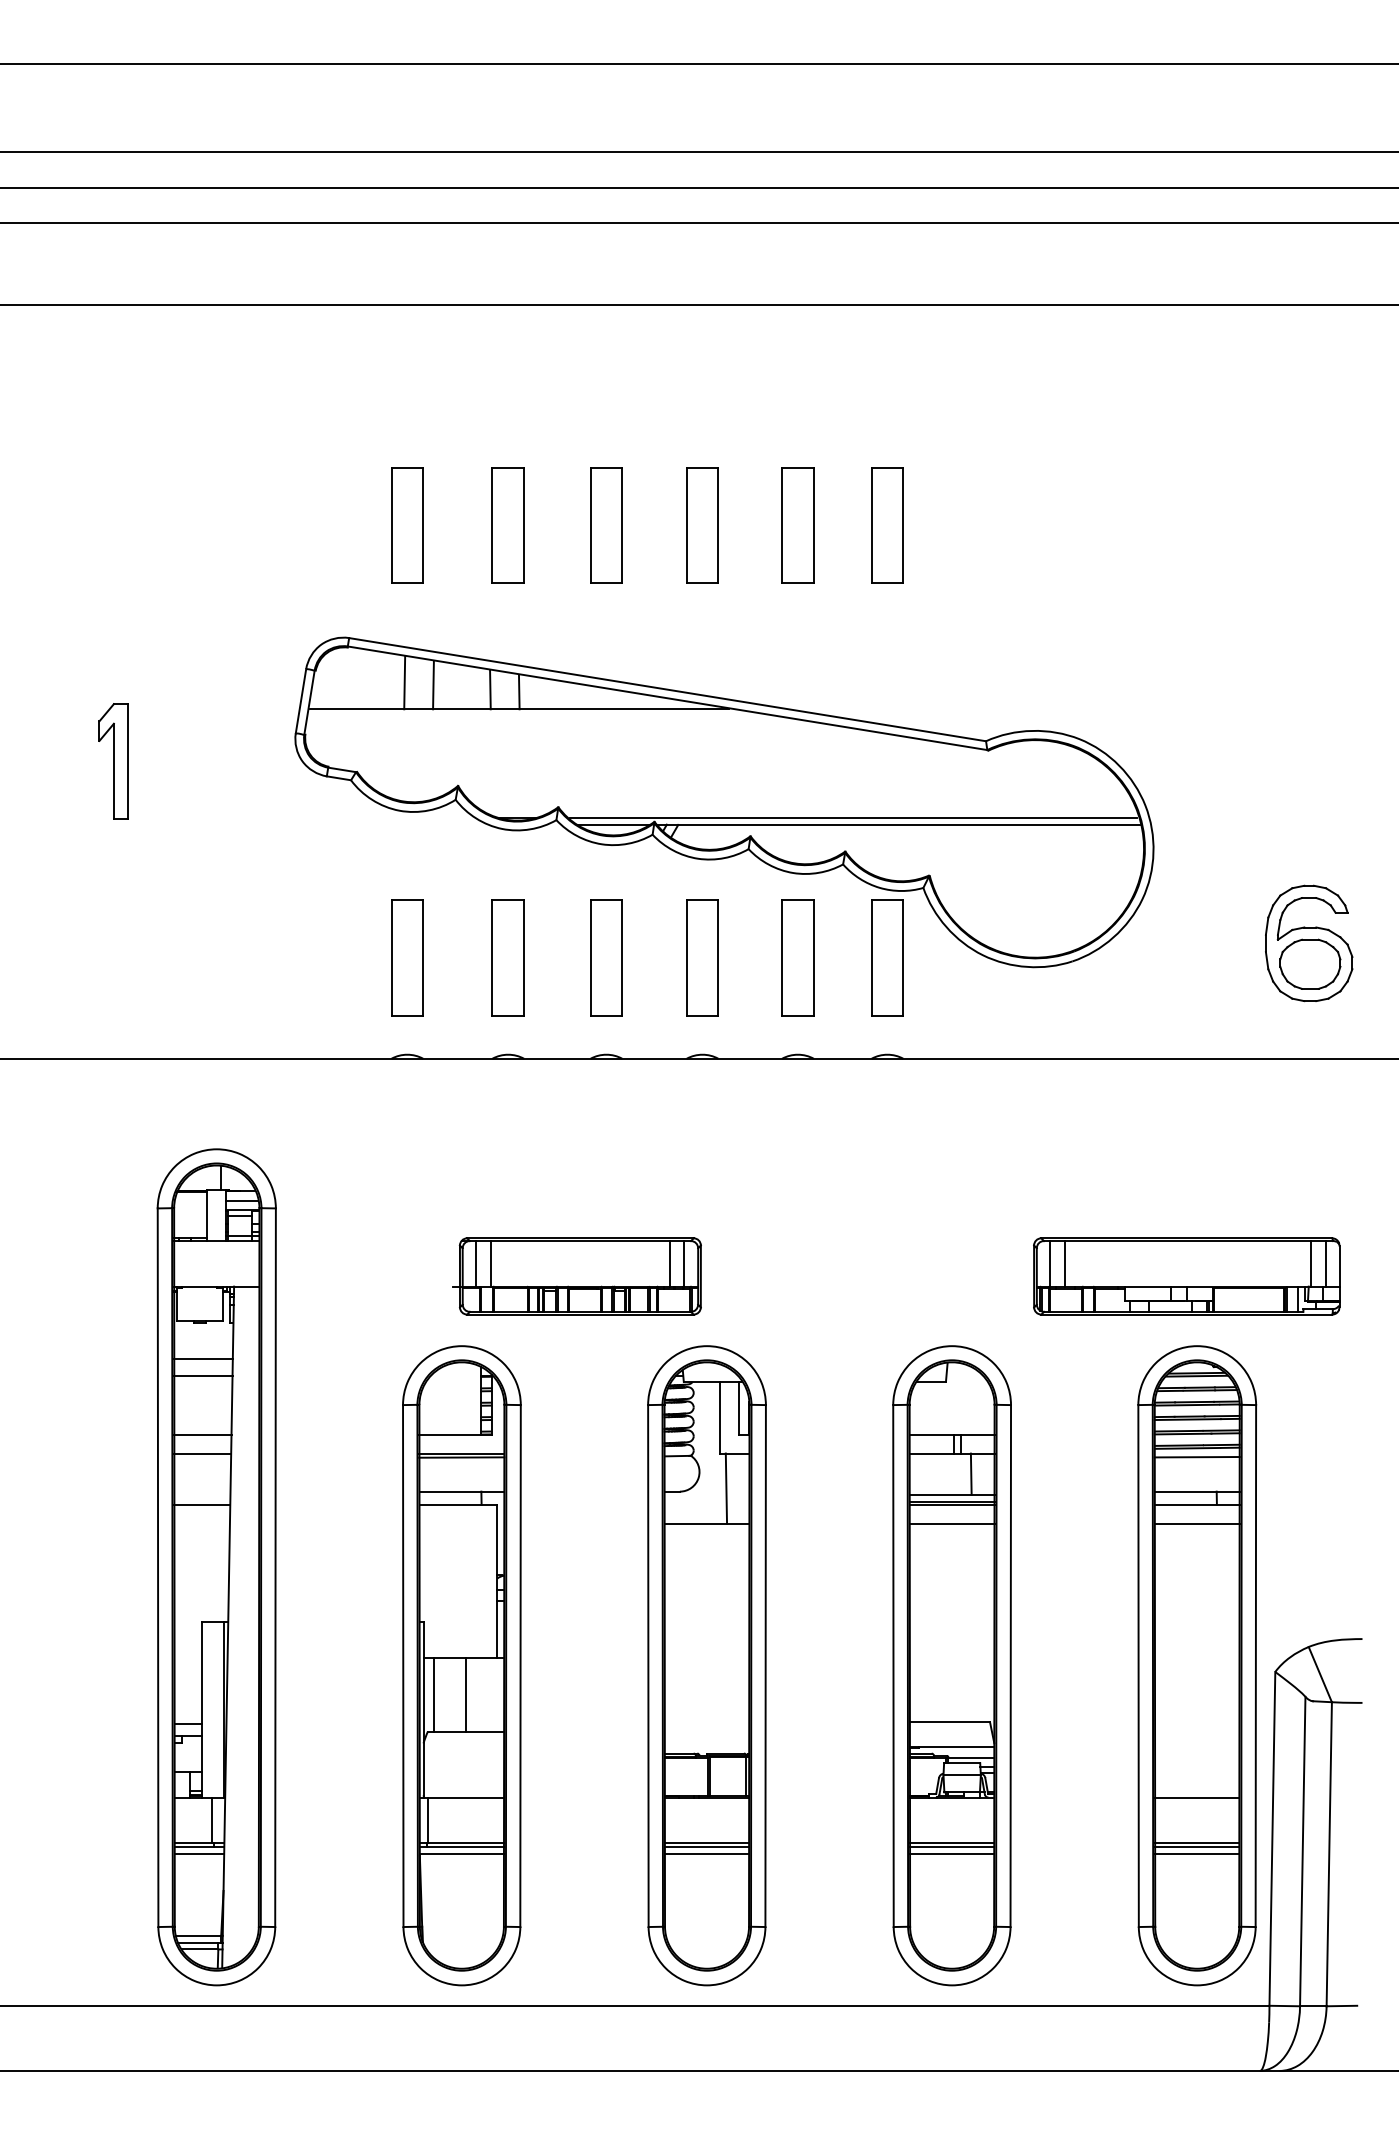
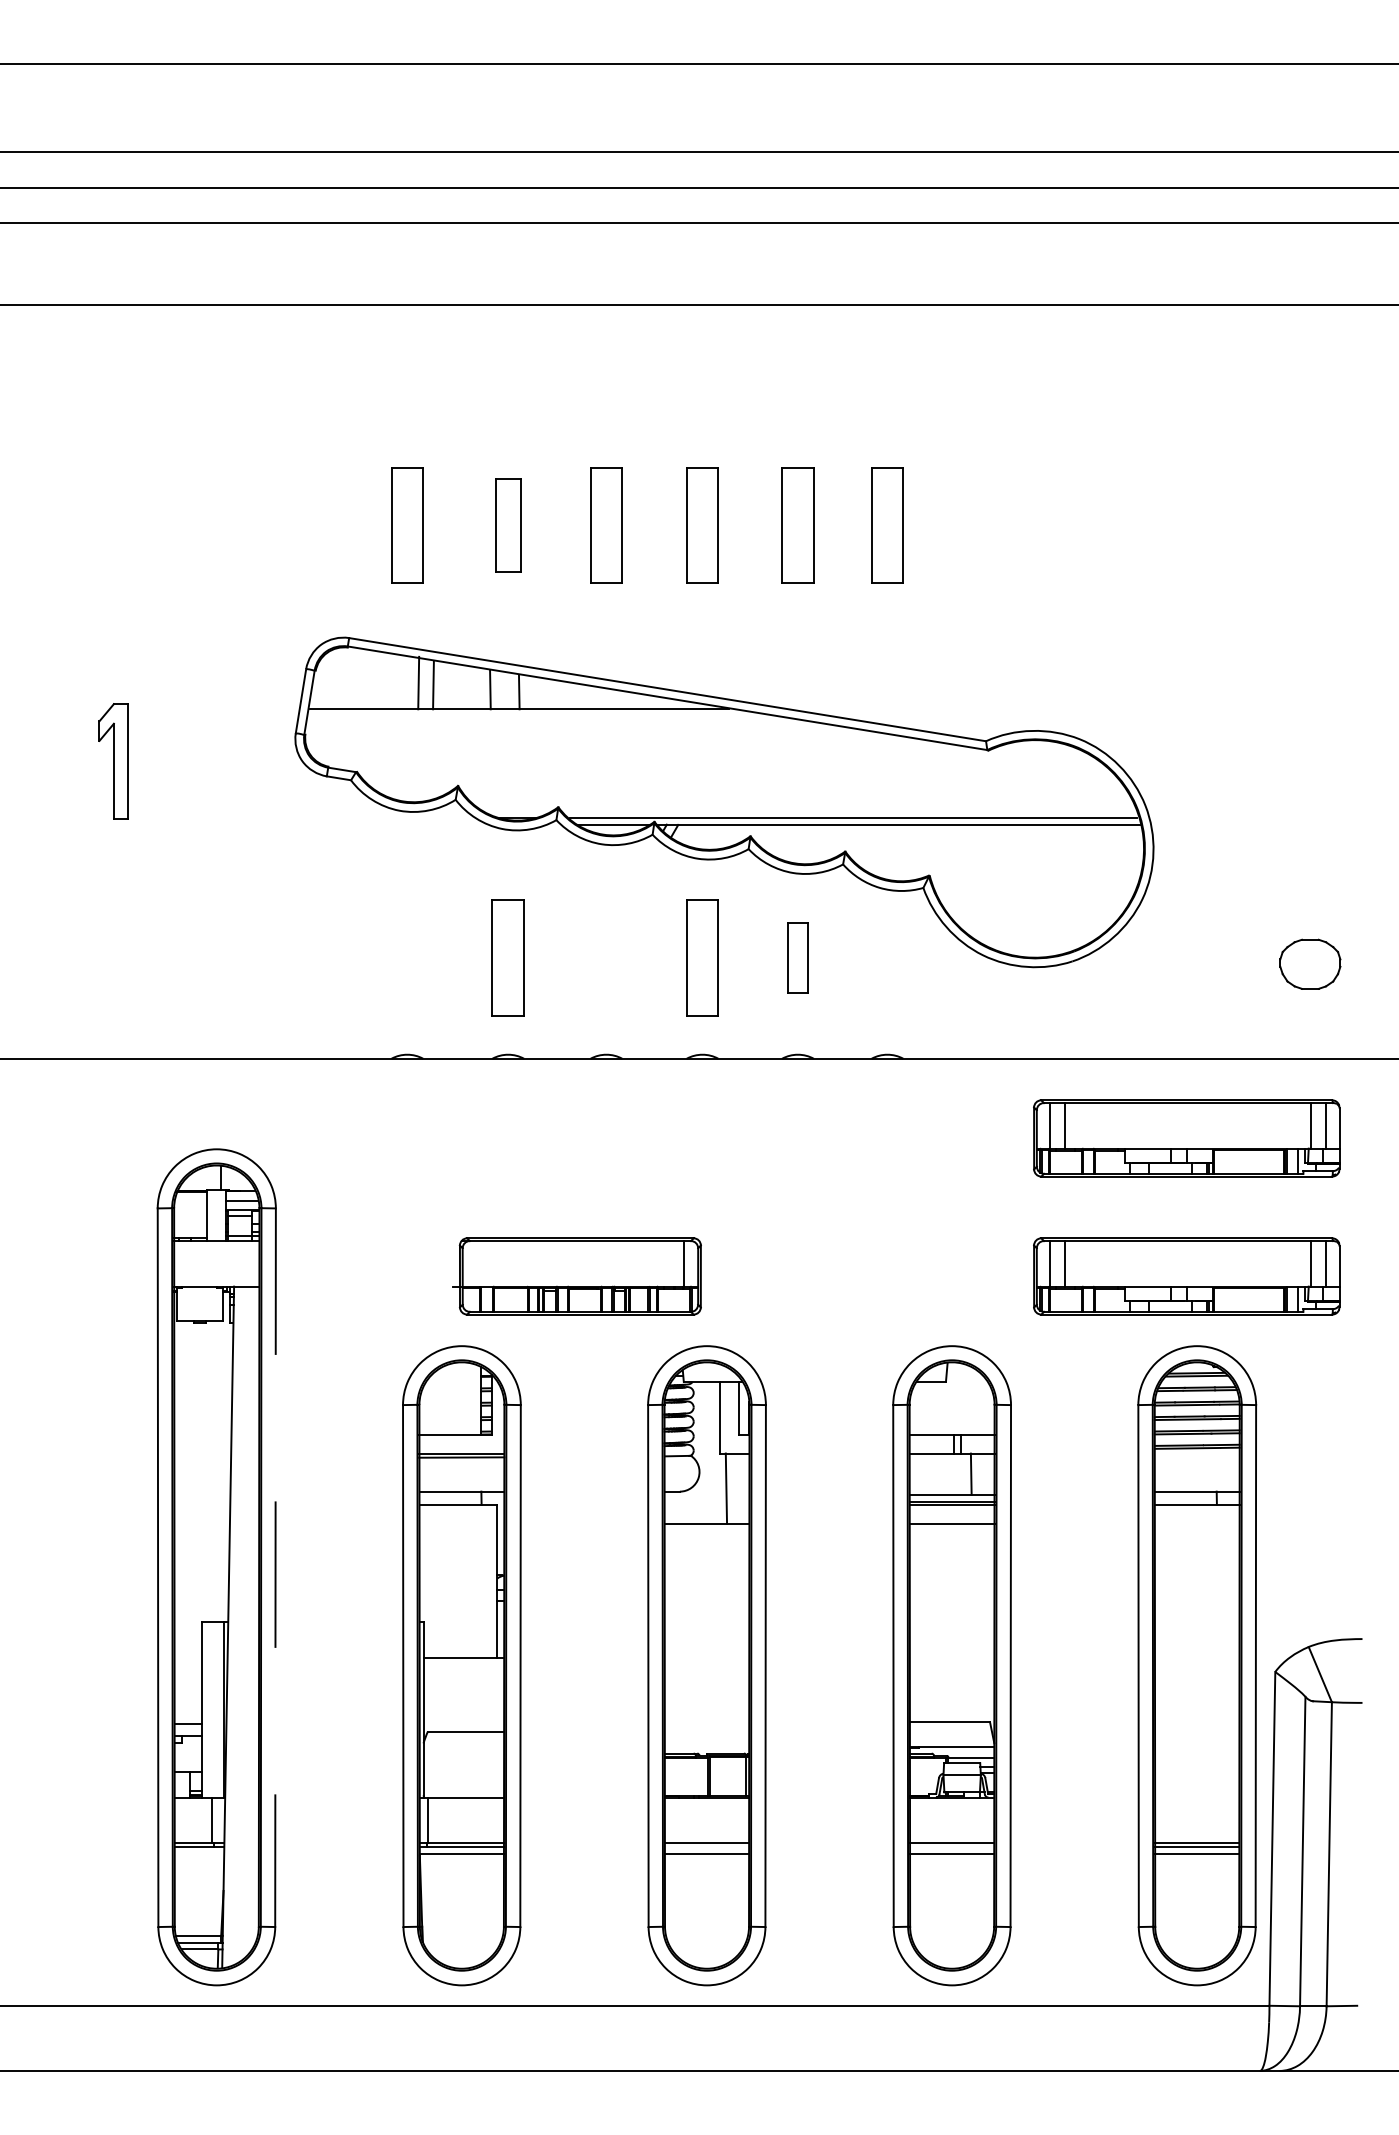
part size: 34x117 px -> 27x95 px (508, 525)
line position: (404, 682) -> (418, 682) (418, 682)
part: present -> none (1309, 943)
part: present -> none (407, 957)
part: present -> none (606, 957)
part size: 34x118 px -> 22x72 px (797, 957)
part: present -> none (887, 957)
part: none -> present (1186, 1138)
line: present -> none (476, 1263)
line: present -> none (490, 1263)
line: present -> none (669, 1263)
line: present -> none (203, 1358)
line: present -> none (203, 1375)
line: present -> none (202, 1435)
line: present -> none (202, 1453)
line: present -> none (1196, 1457)
line: present -> none (202, 1504)
line: present -> none (1196, 1523)
line: solid -> dashed (275, 1568)
line: present -> none (433, 1694)
line: present -> none (466, 1694)
line: present -> none (1197, 1797)
line: present -> none (706, 1847)
line: present -> none (952, 1847)
line: present -> none (199, 1854)
